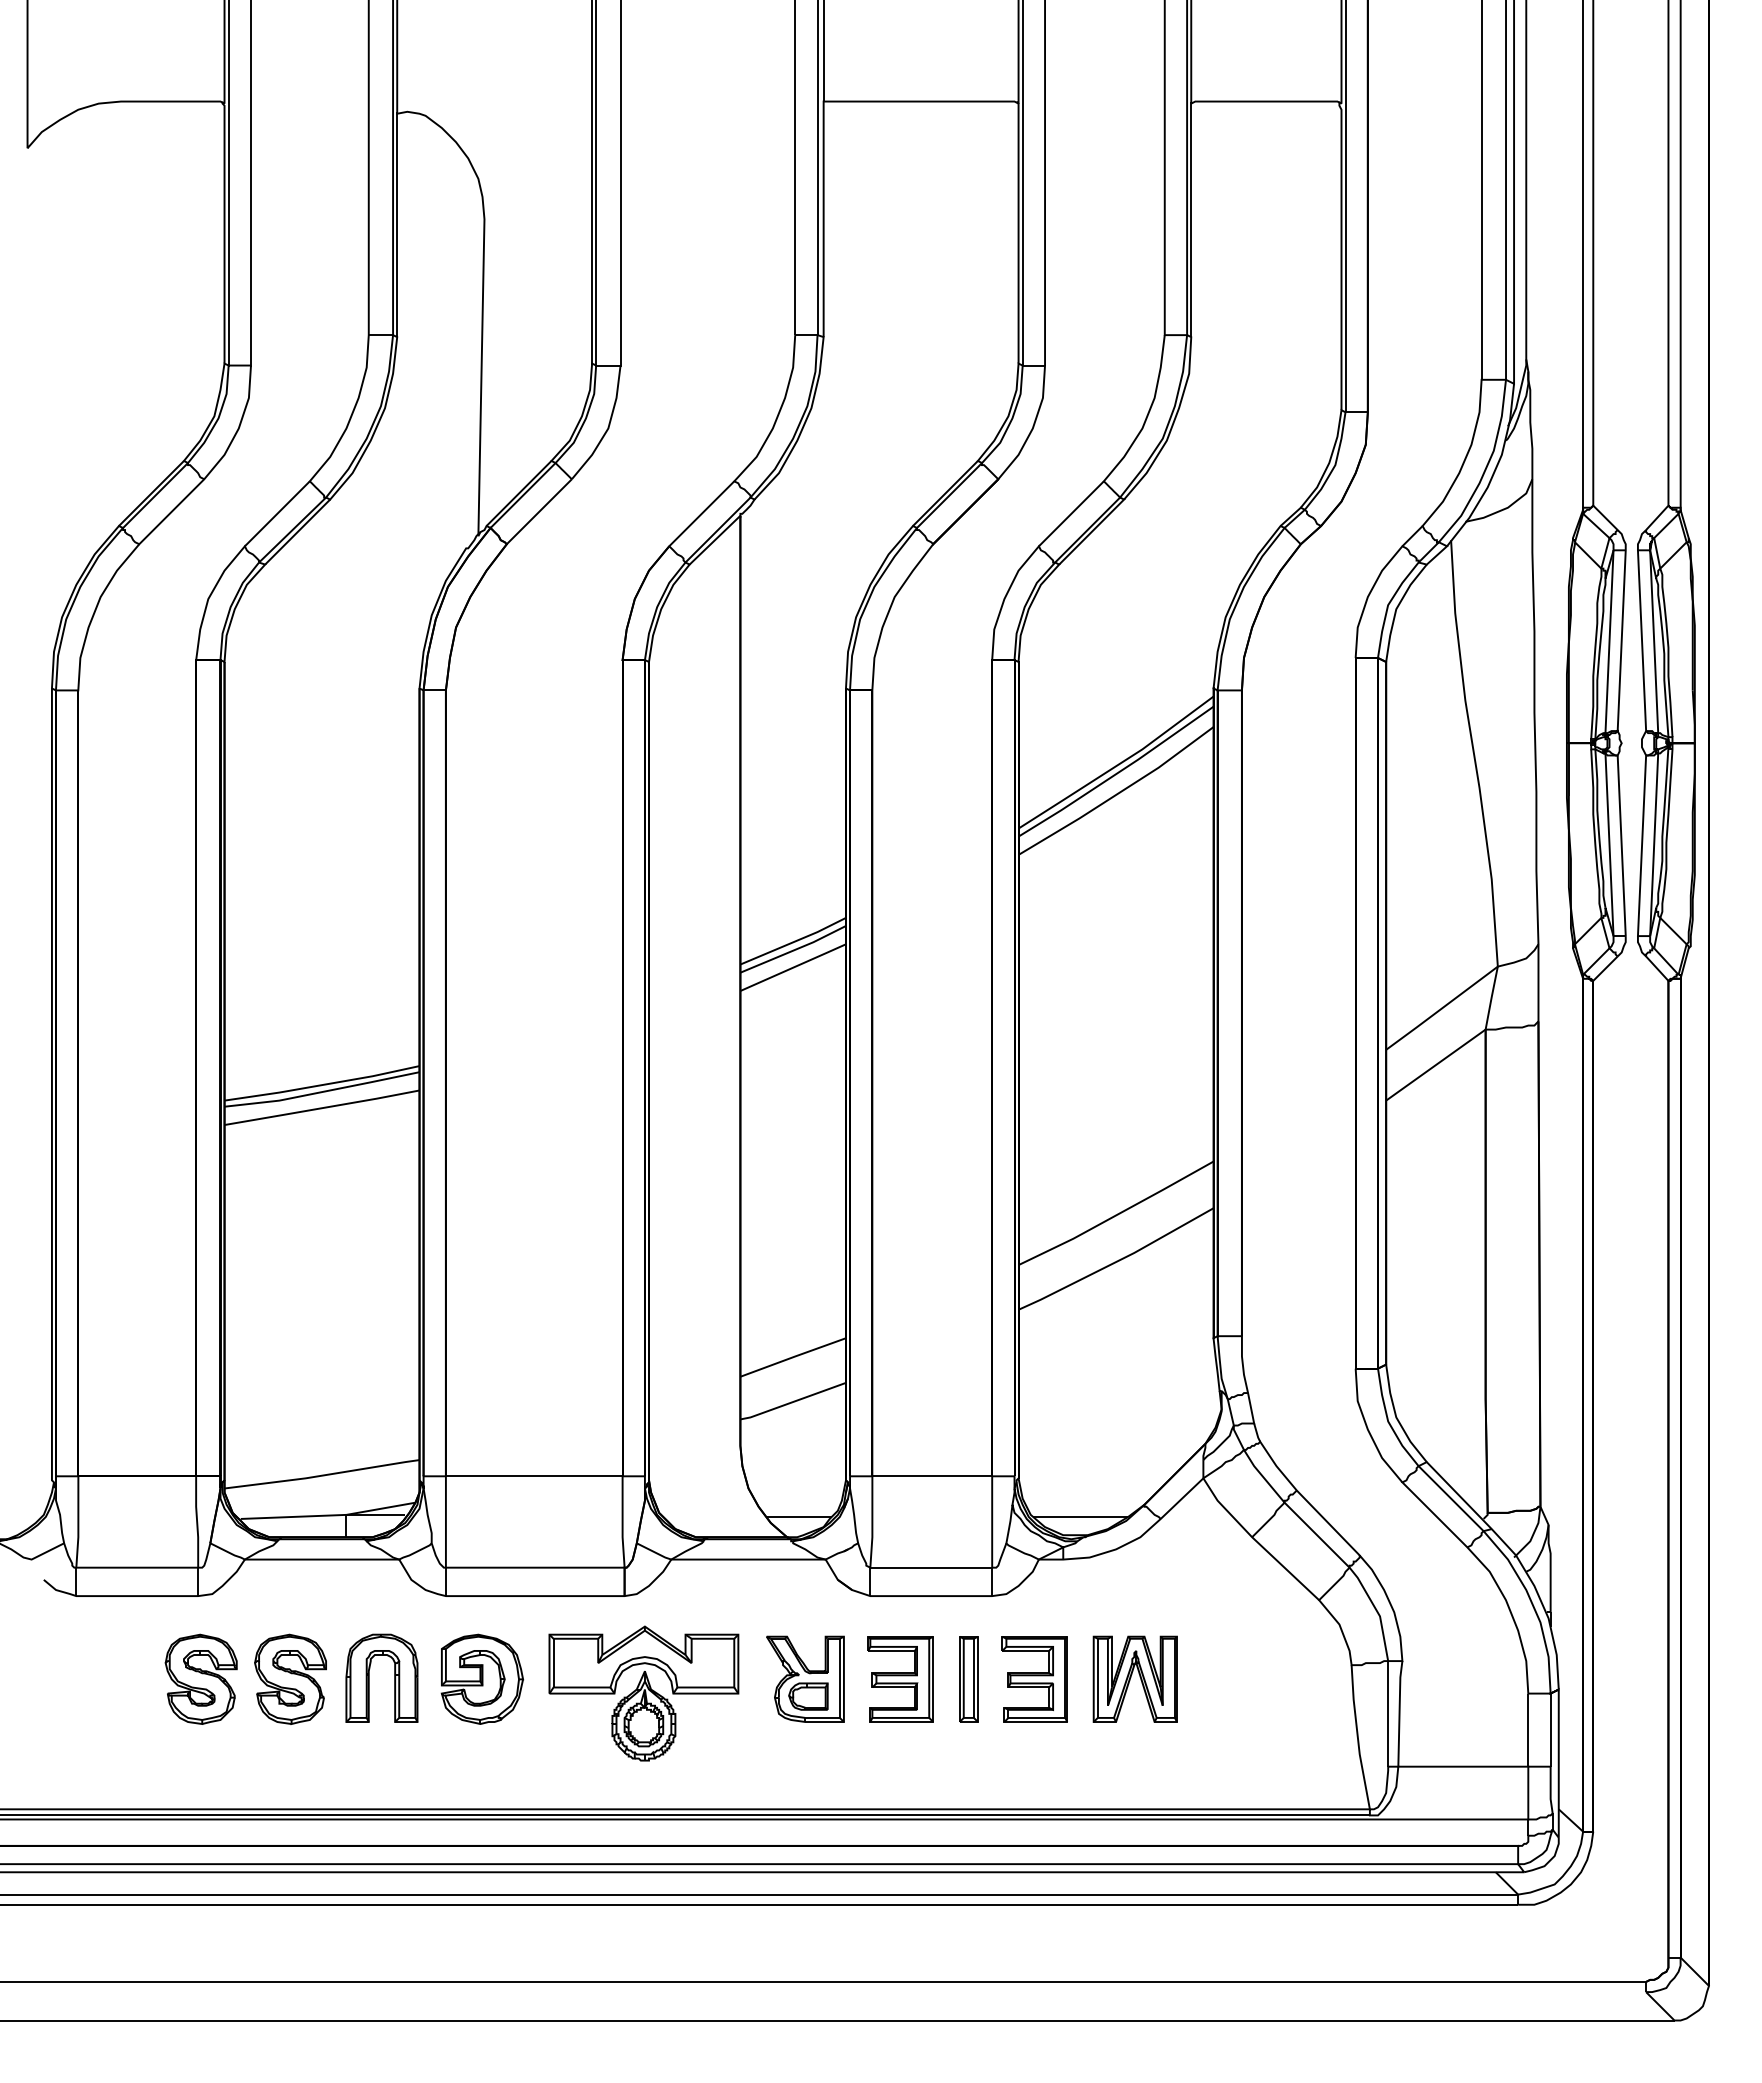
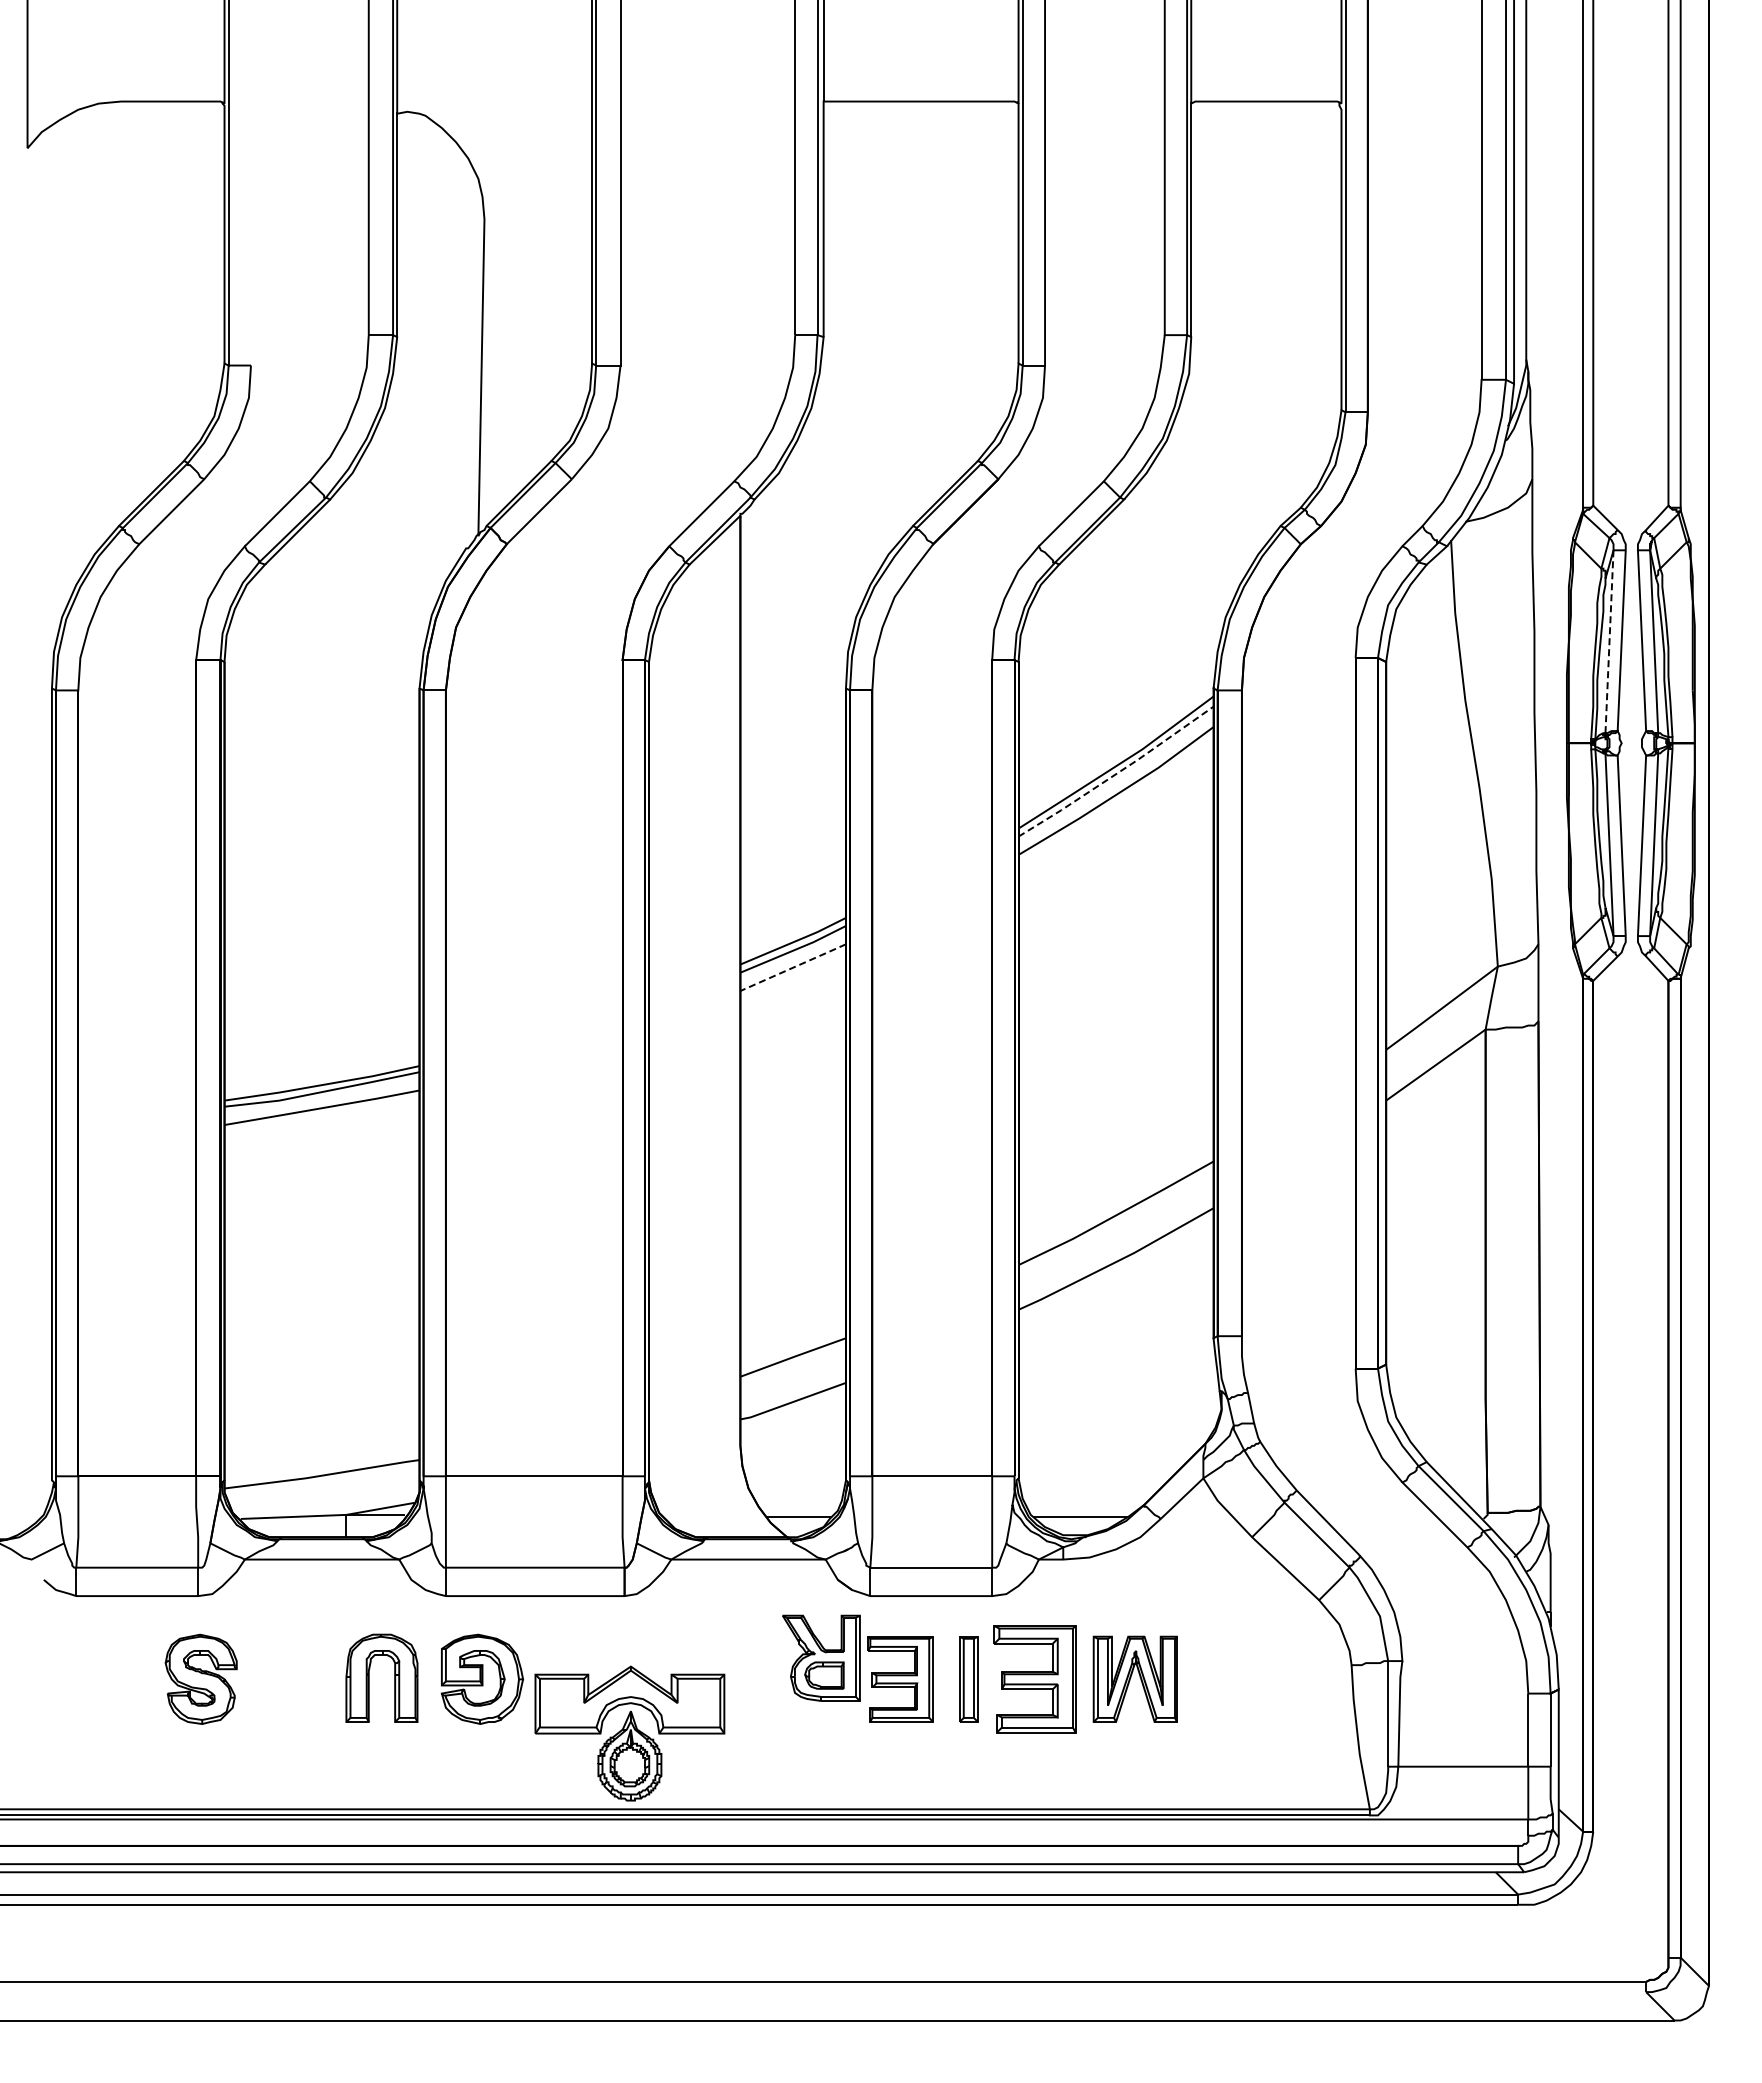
line: present -> none (251, 183)
line: solid -> dashed (1609, 641)
line: solid -> dashed (1116, 773)
line: solid -> dashed (794, 967)
part: present -> none (290, 1678)
part position: (805, 1678) -> (821, 1657) (821, 1657)
part size: 67x87 px -> 84x109 px (1034, 1679)
part position: (643, 1693) -> (629, 1733) (629, 1733)
